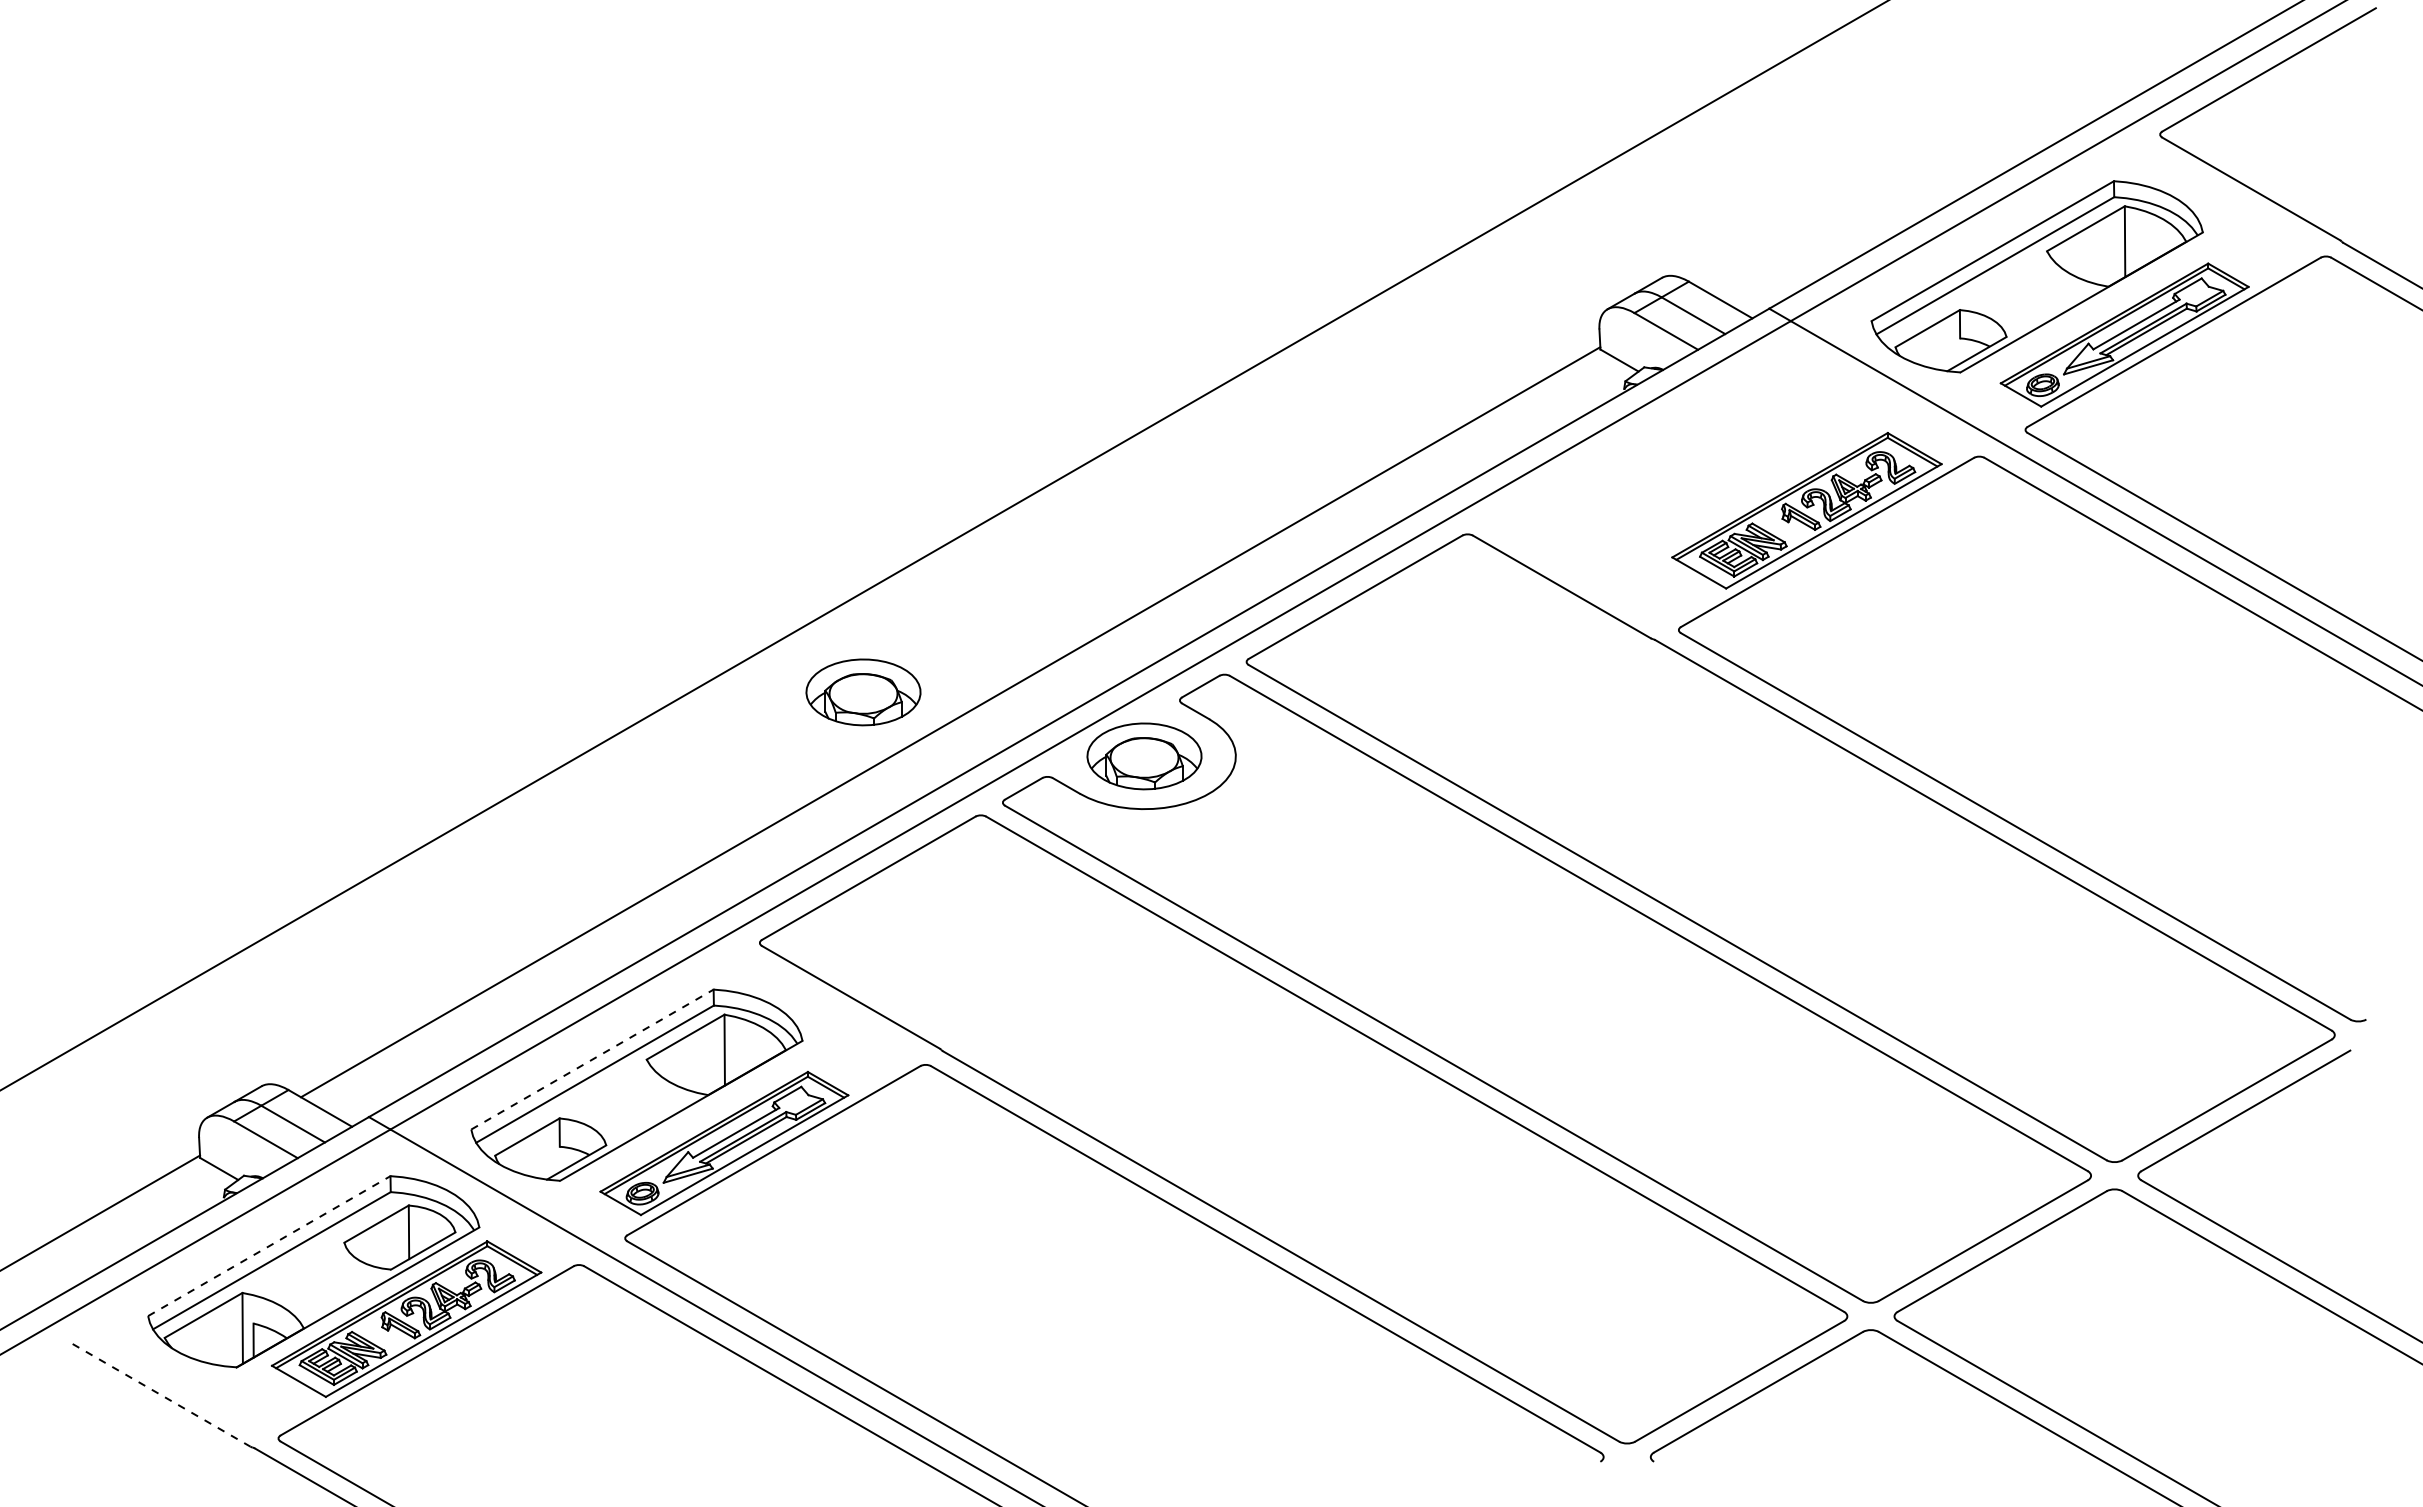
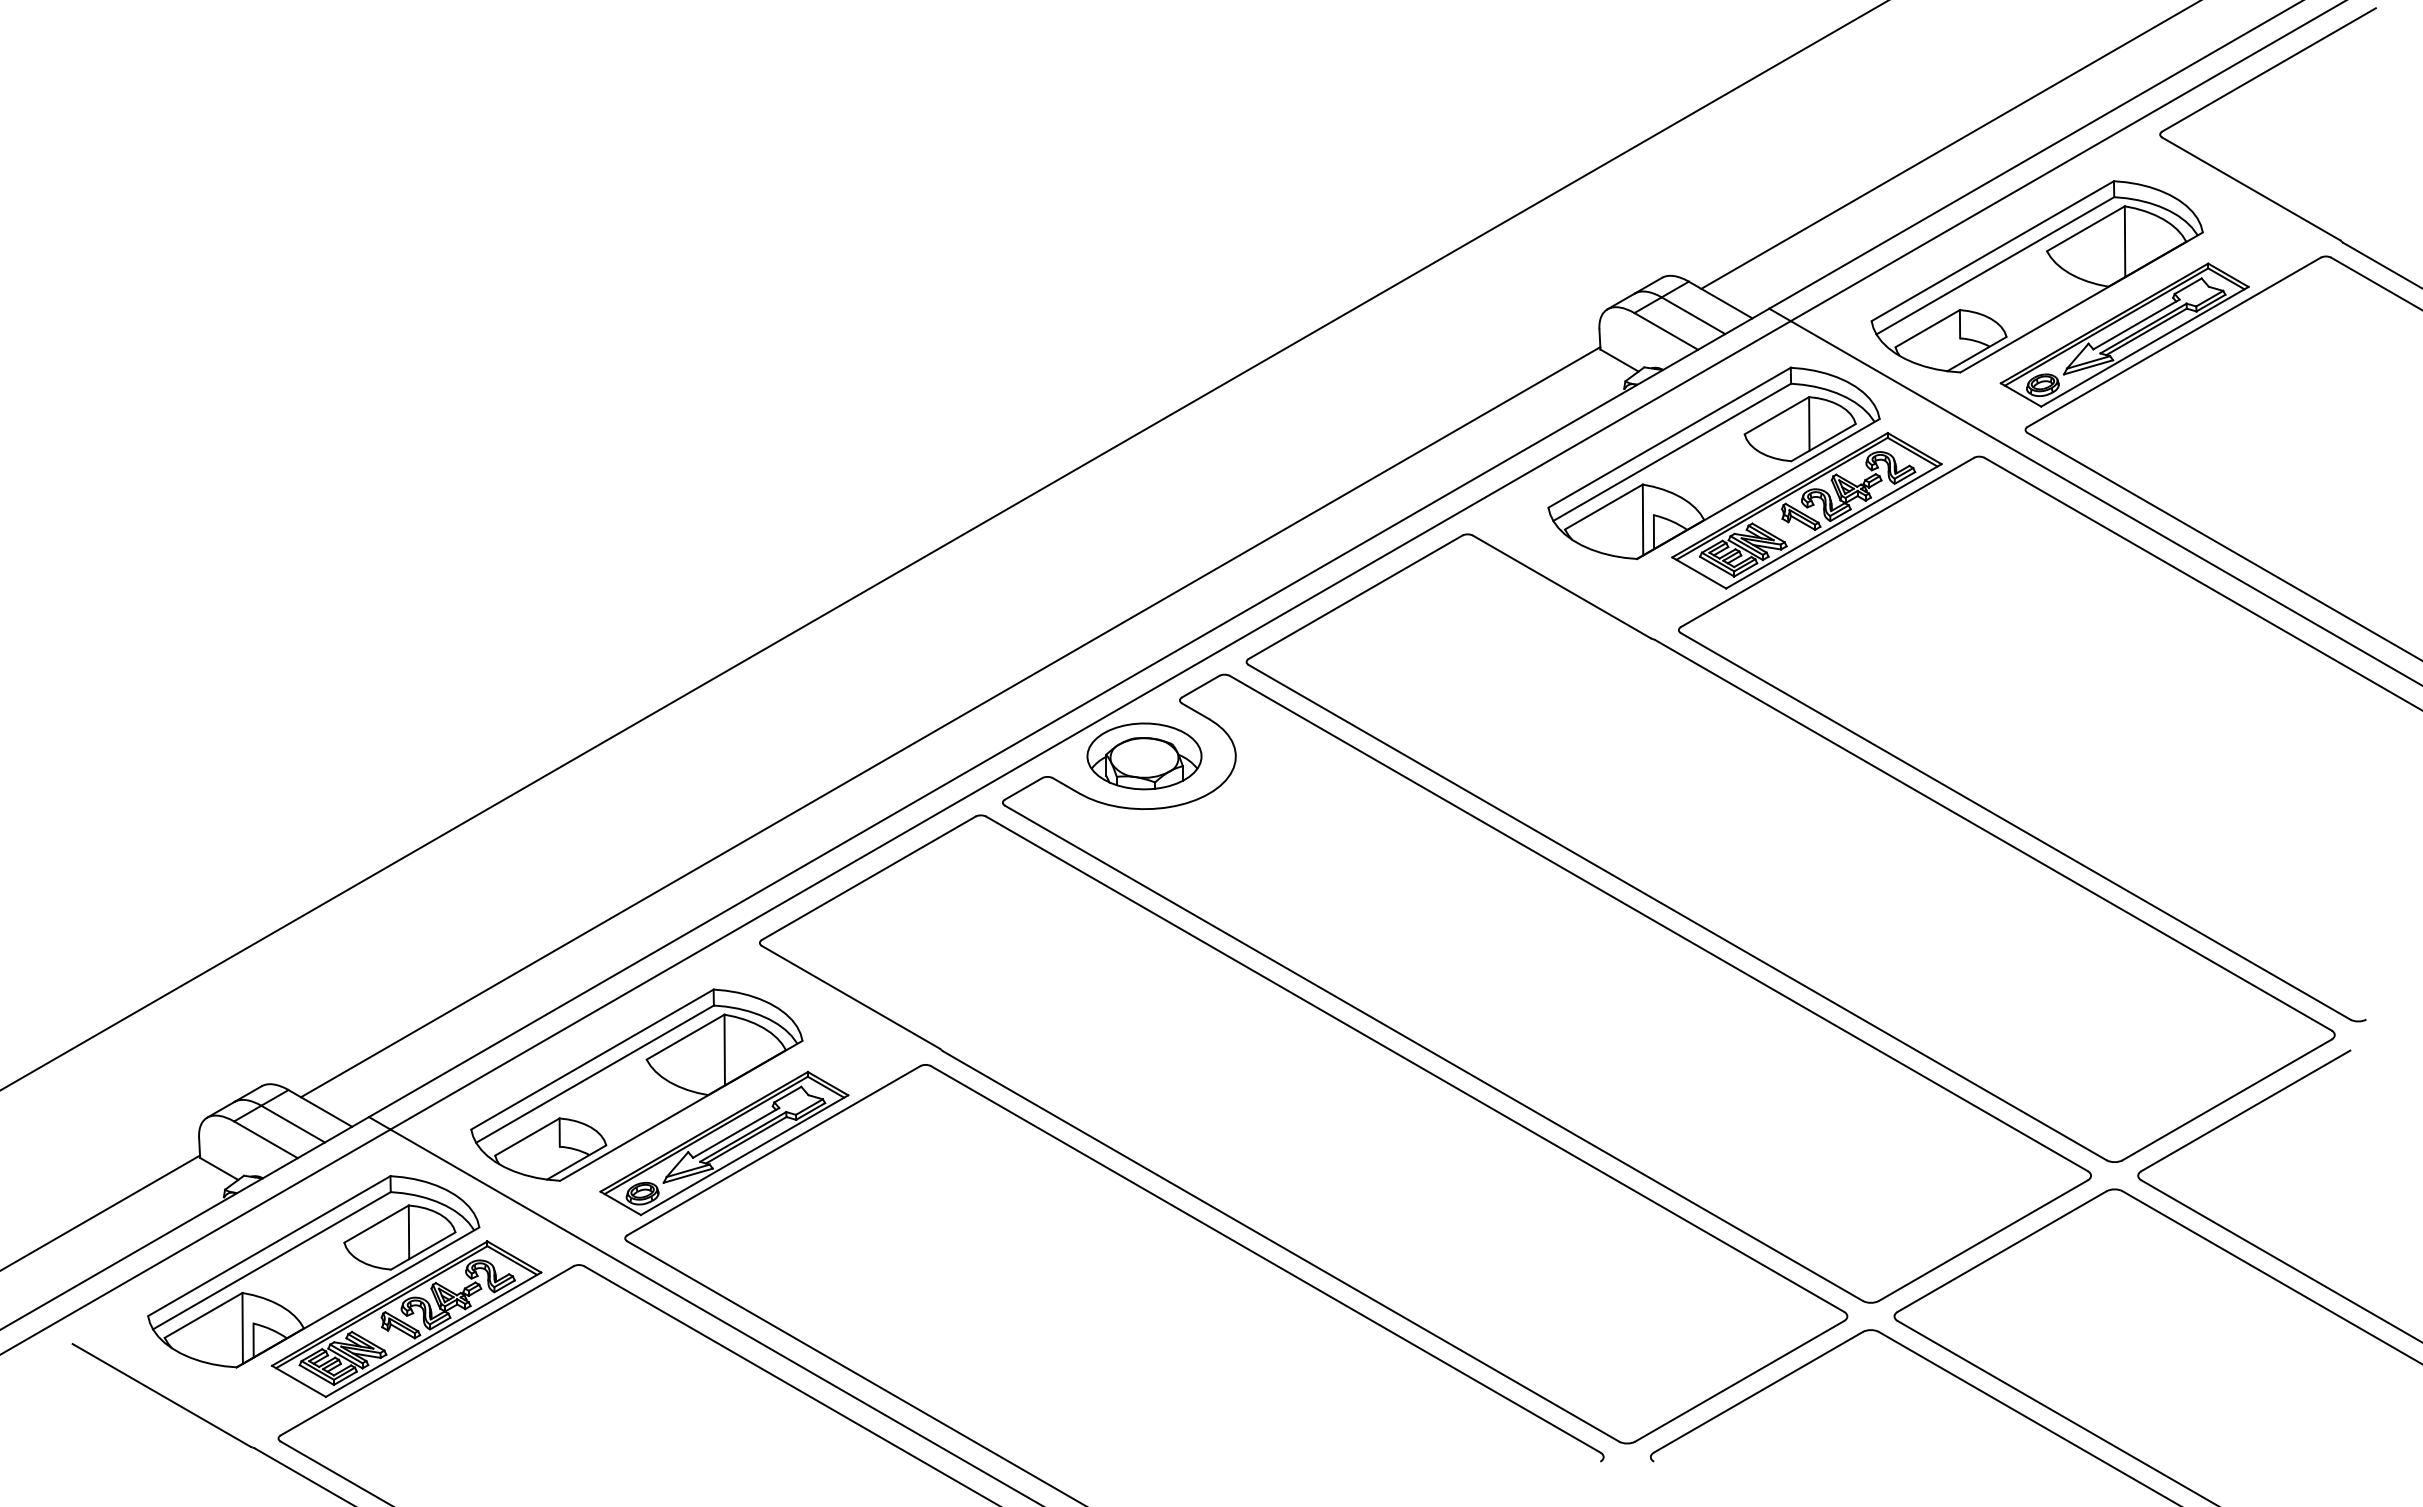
line: none -> present (1949, 145)
part: none -> present (1713, 463)
part: present -> none (863, 692)
line: dashed -> solid (592, 1059)
line: dashed -> solid (269, 1246)
line: dashed -> solid (161, 1395)
